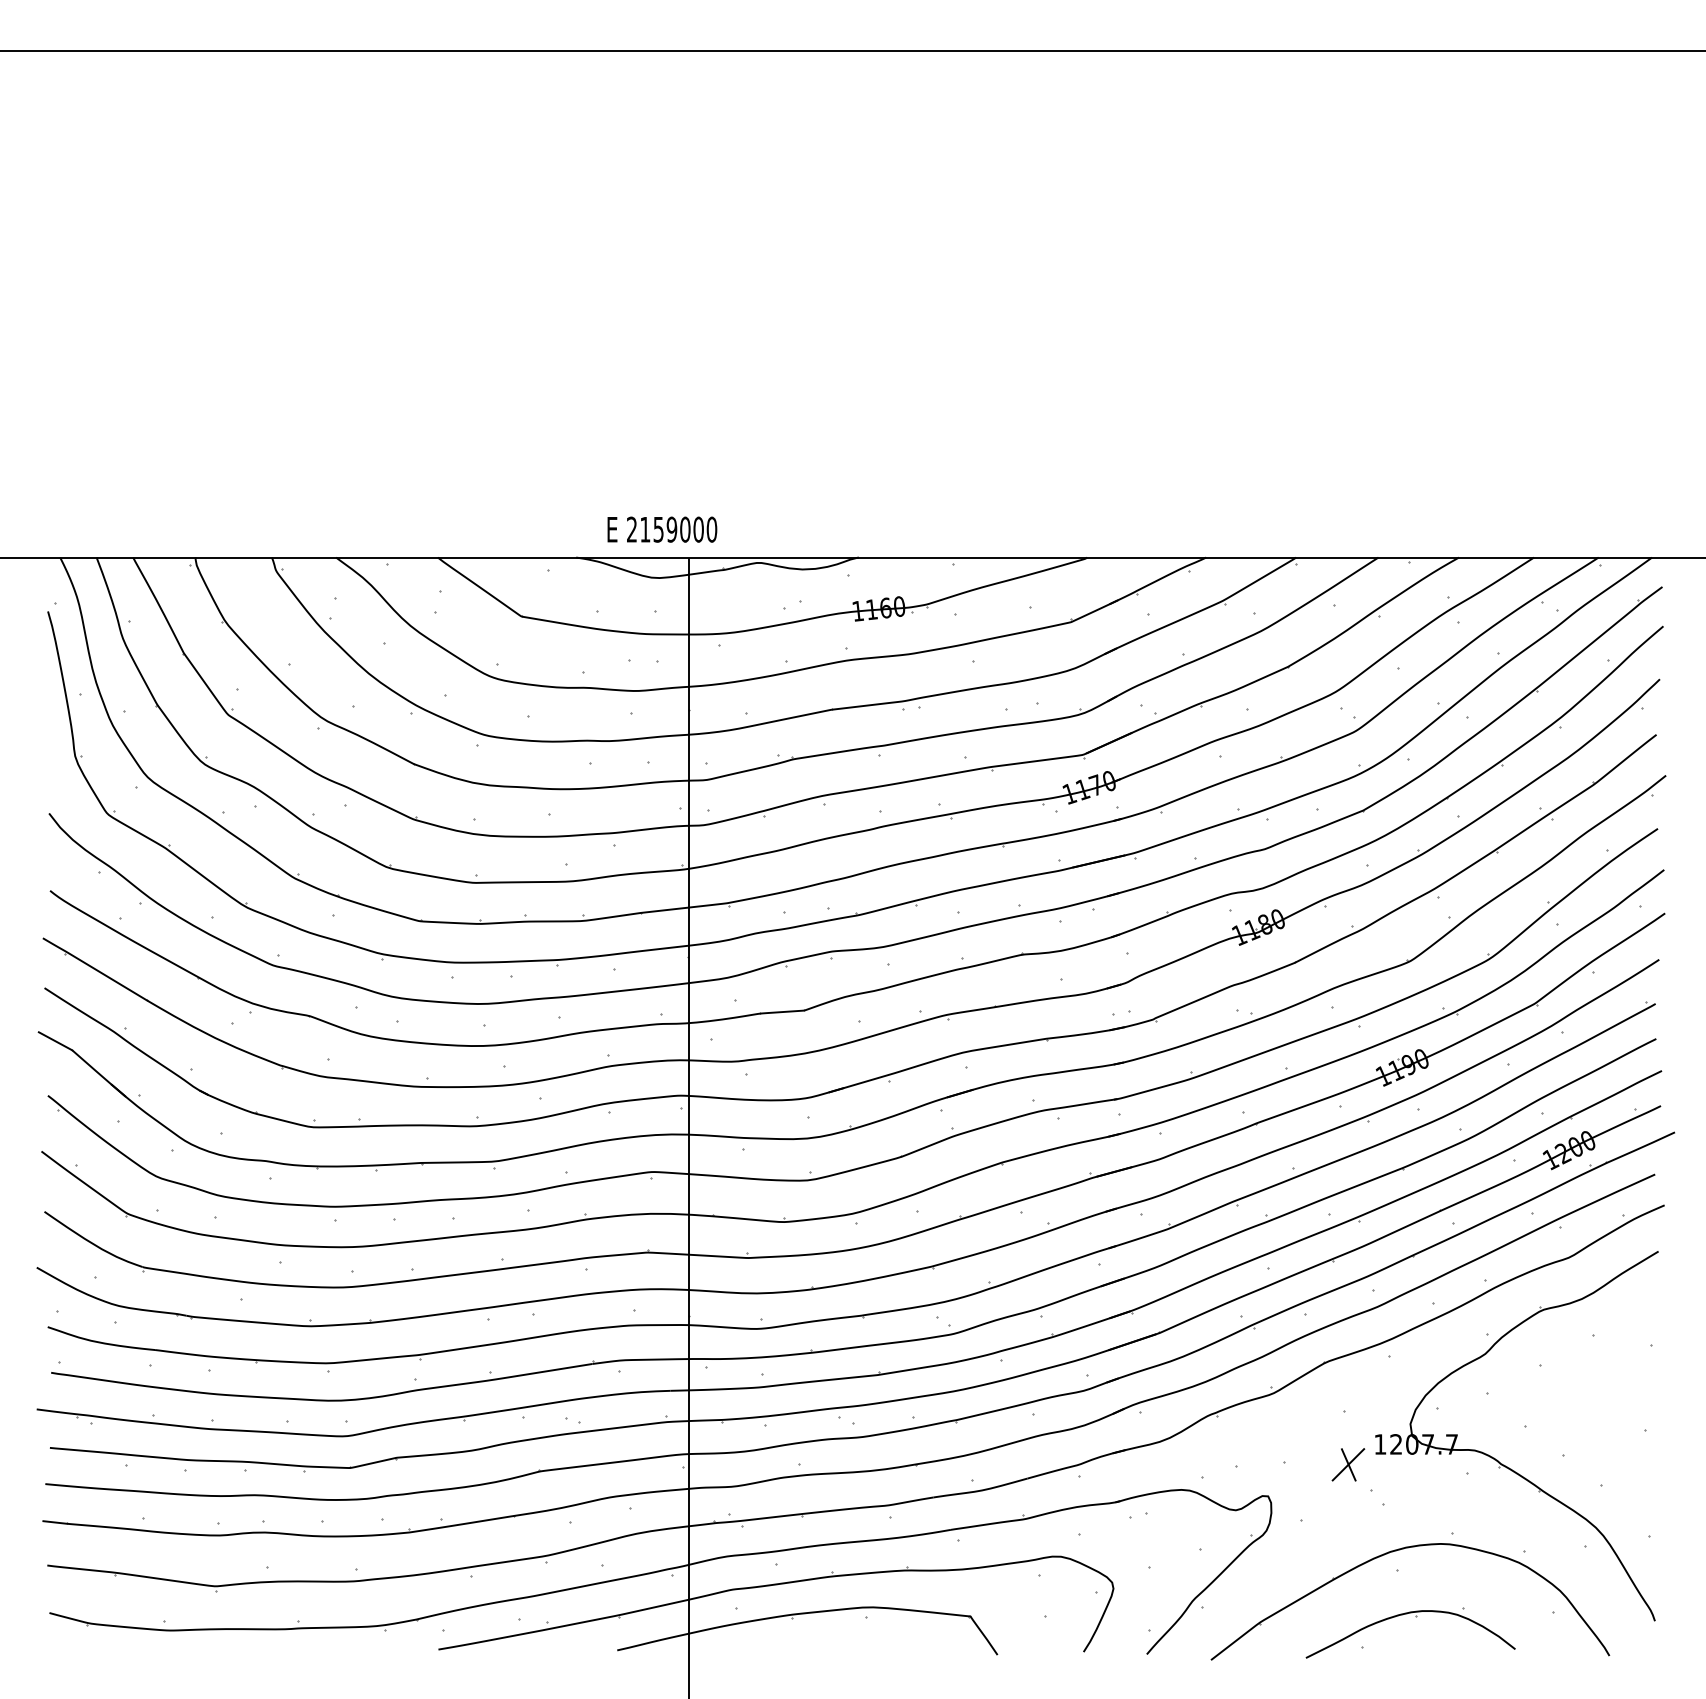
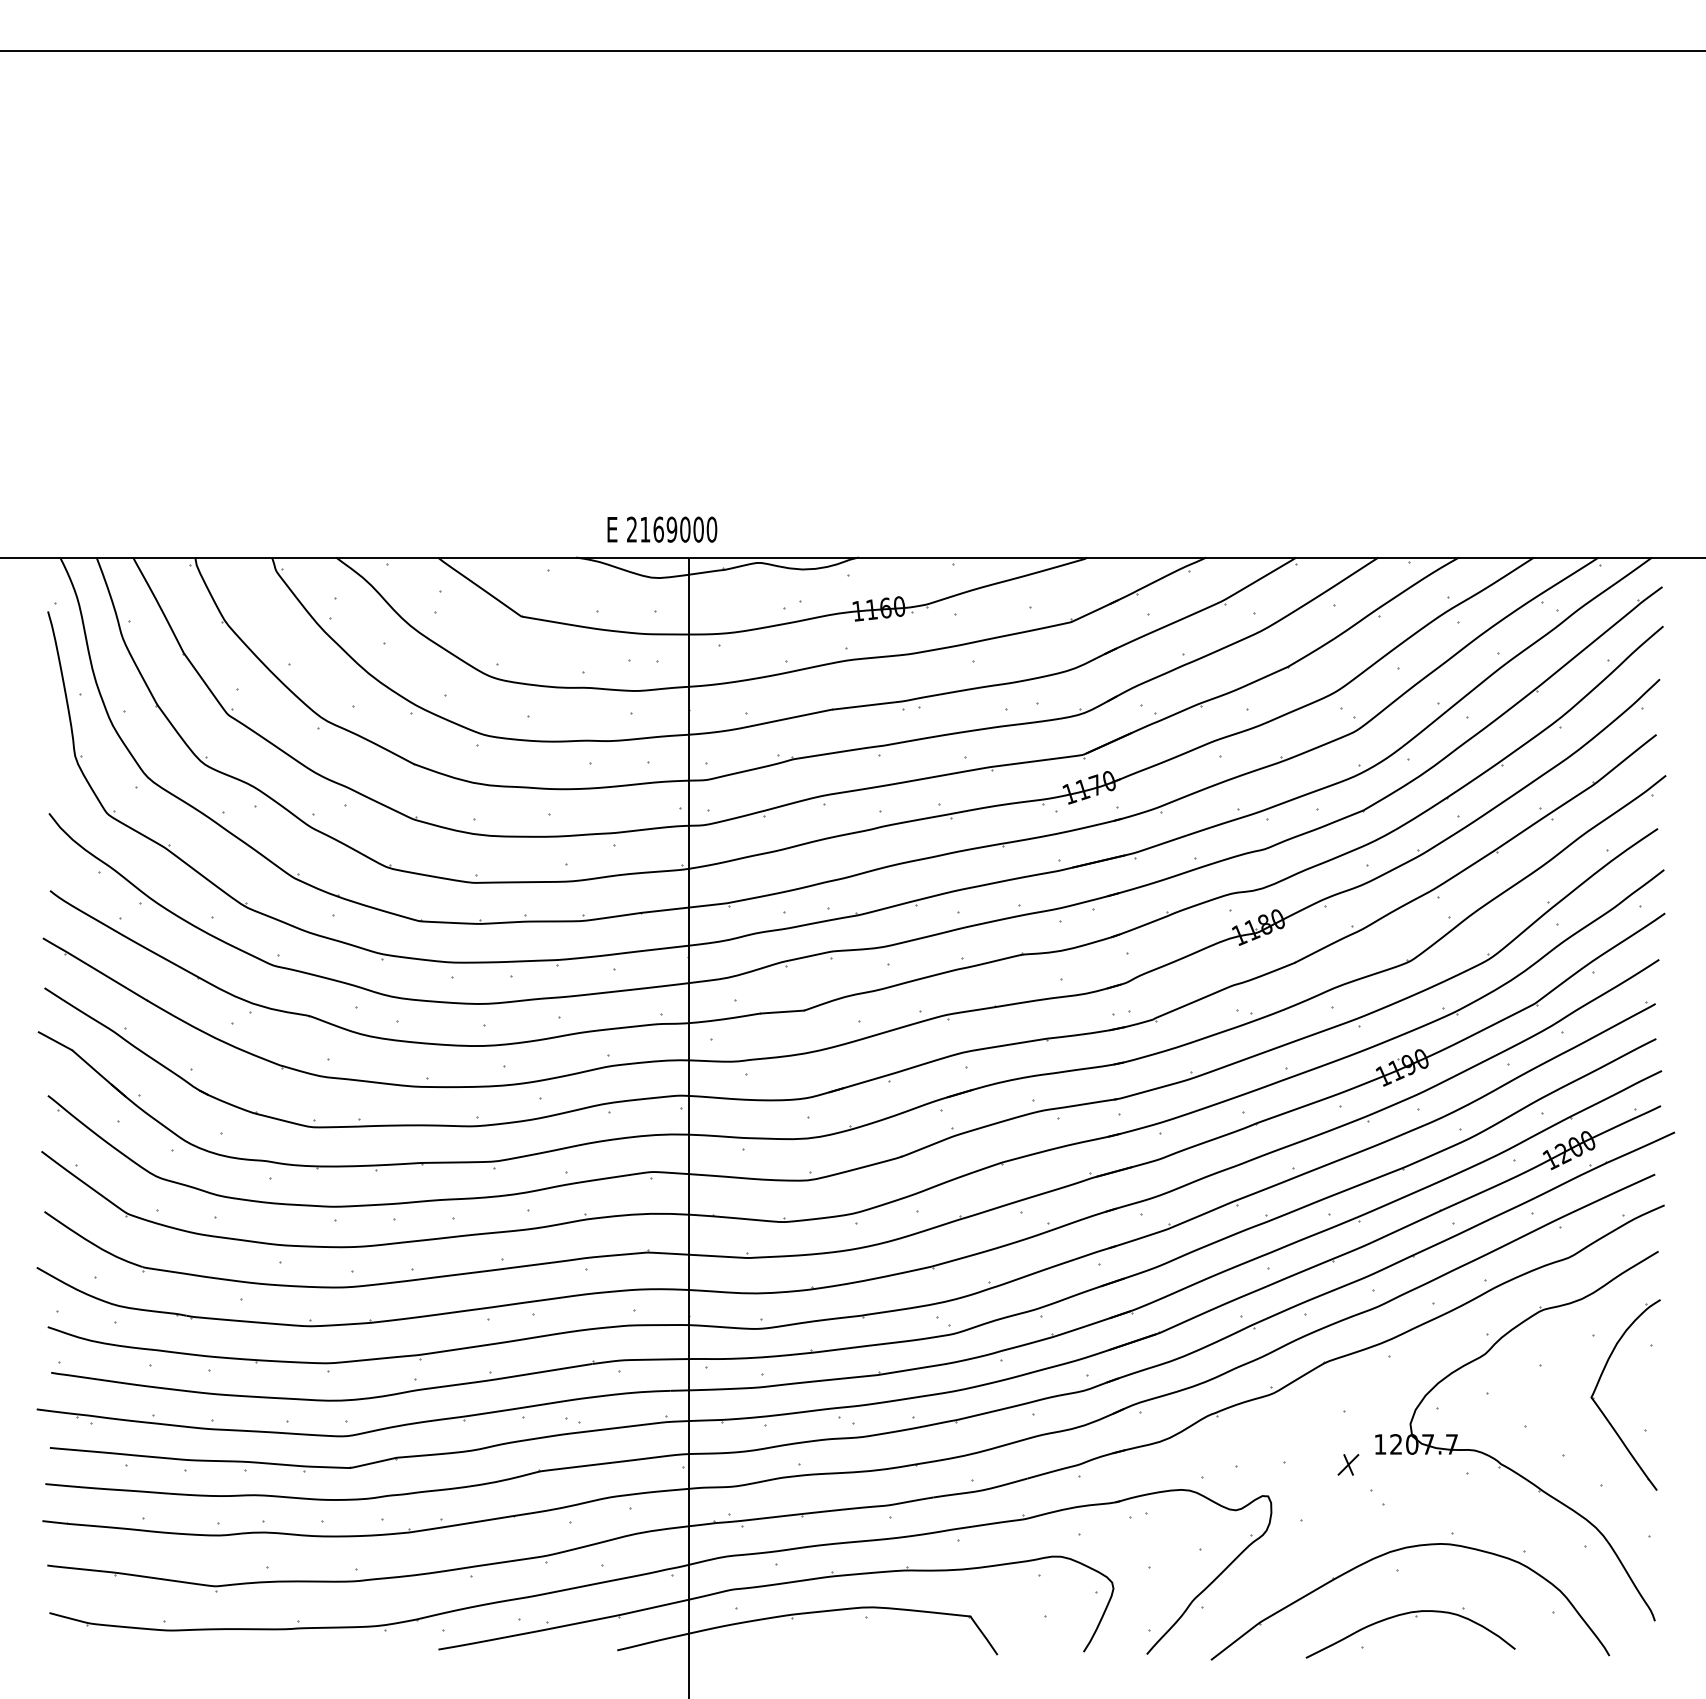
text: 2159000 -> 2169000 (658, 529)
part: none -> present (1601, 1409)
part size: 35x34 px -> 23x22 px (1348, 1464)
